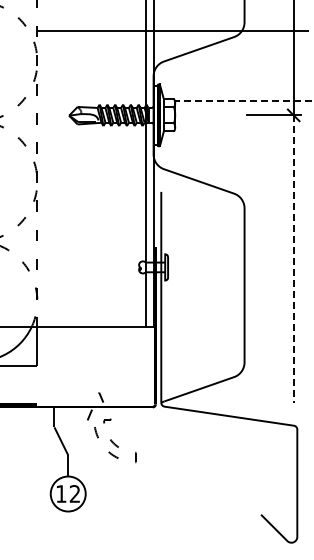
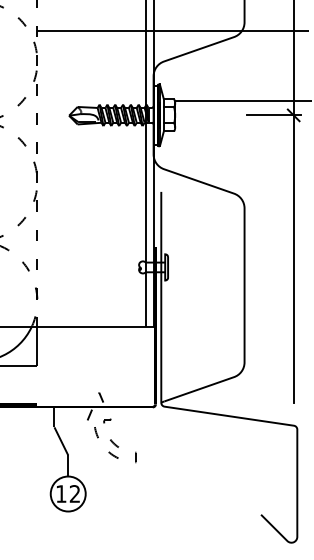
line: dashed -> solid (243, 100)
line: dashed -> solid (293, 259)
